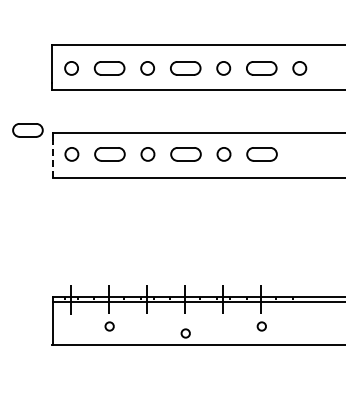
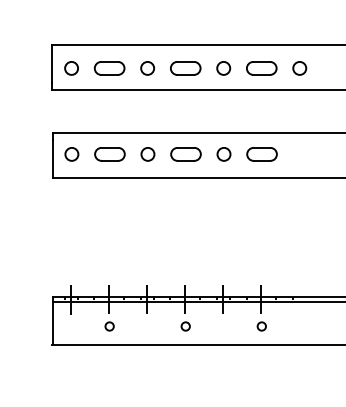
part: present -> none (27, 130)
line: dashed -> solid (52, 158)
circle position: (185, 333) -> (185, 326) (185, 326)
